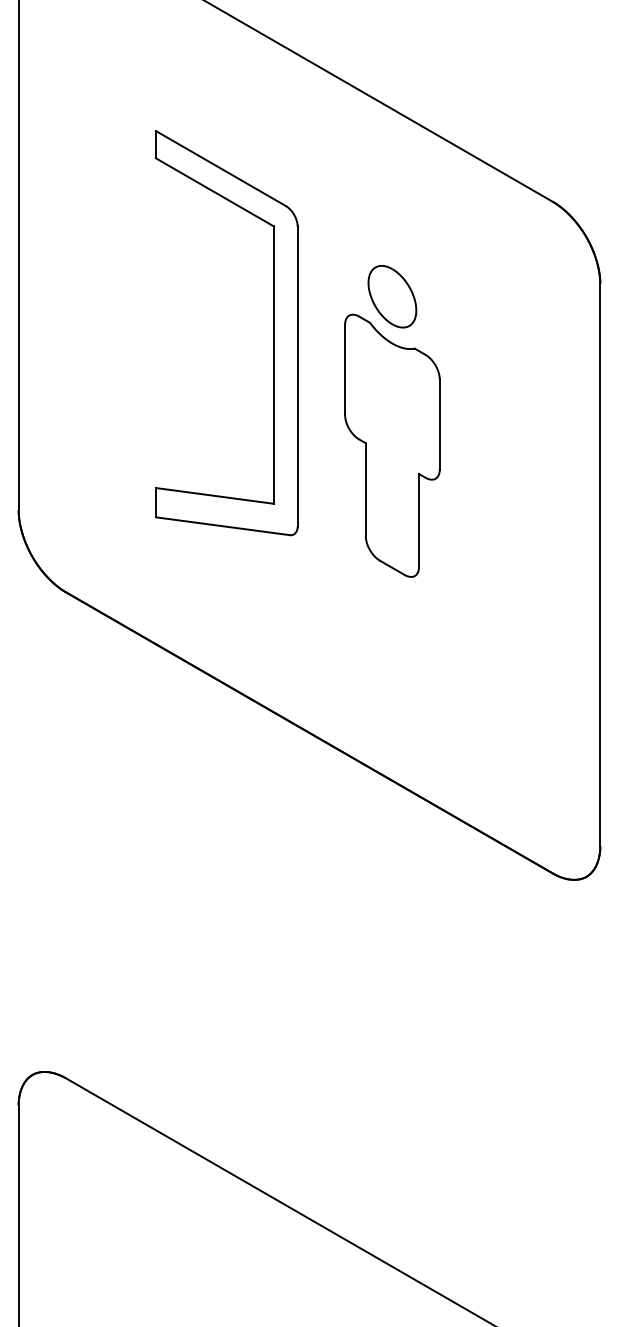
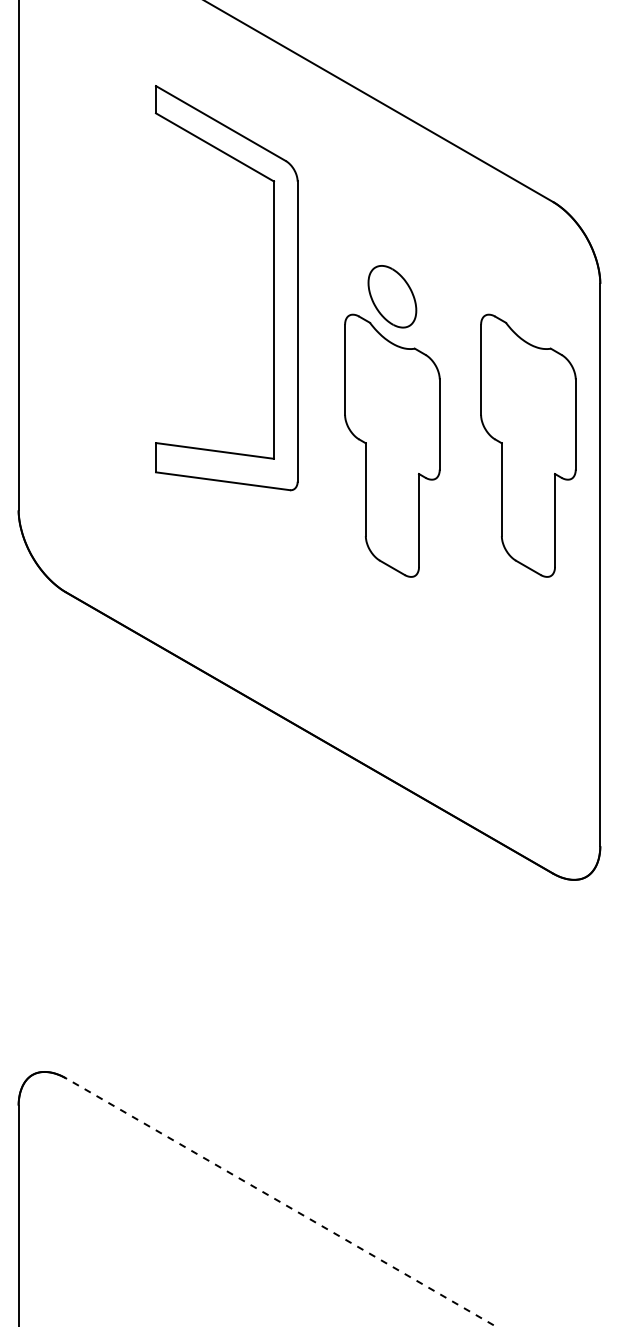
part position: (273, 333) -> (273, 288) (273, 288)
part: none -> present (528, 445)
line: solid -> dashed (280, 1202)
